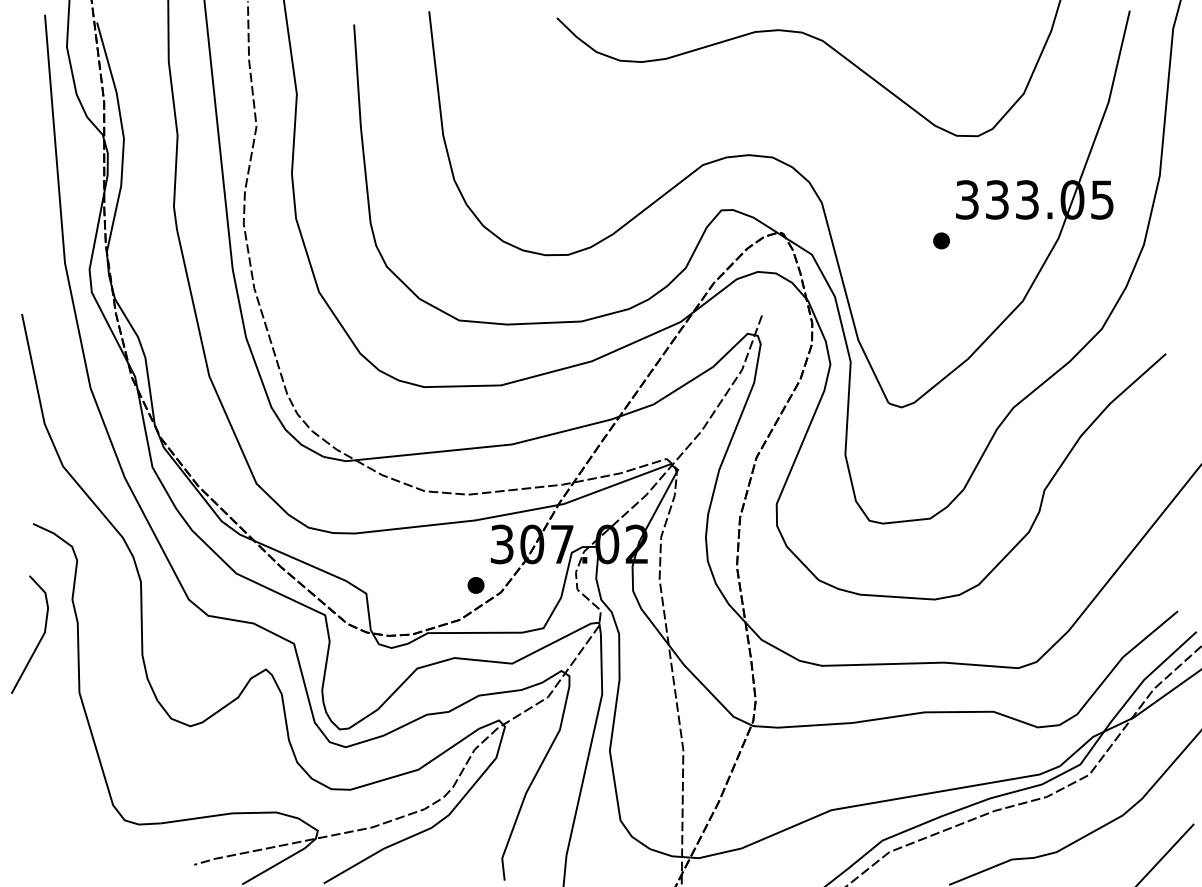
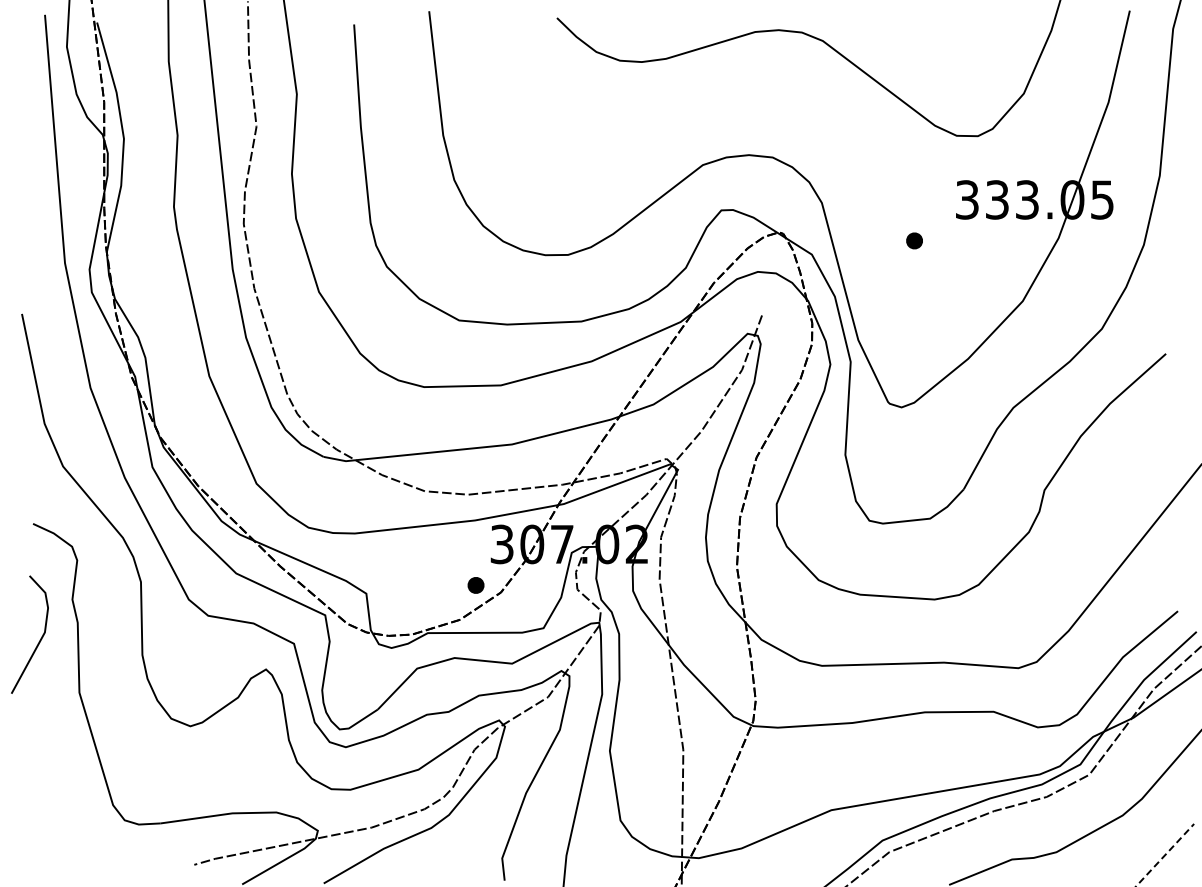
part position: (941, 240) -> (914, 240) (914, 240)
line: solid -> dashed (1164, 855)
